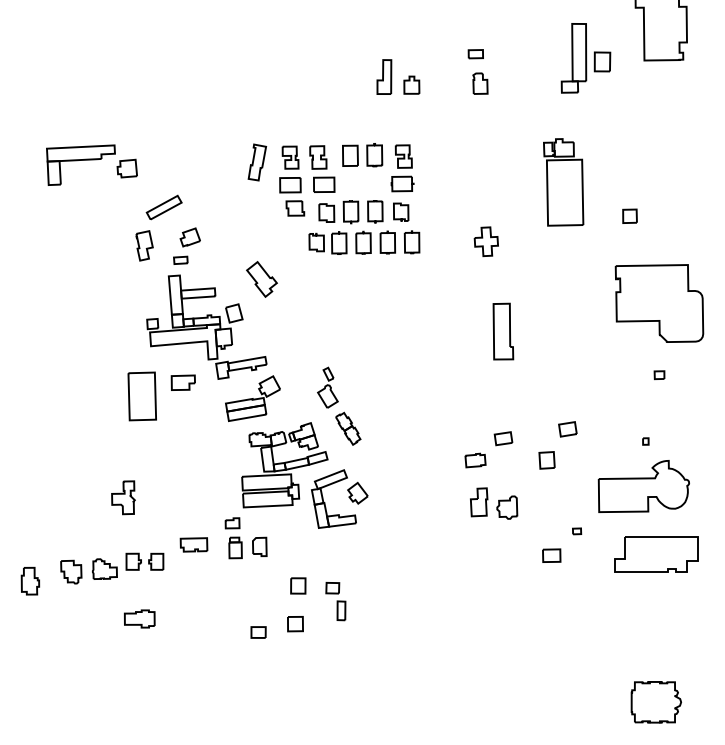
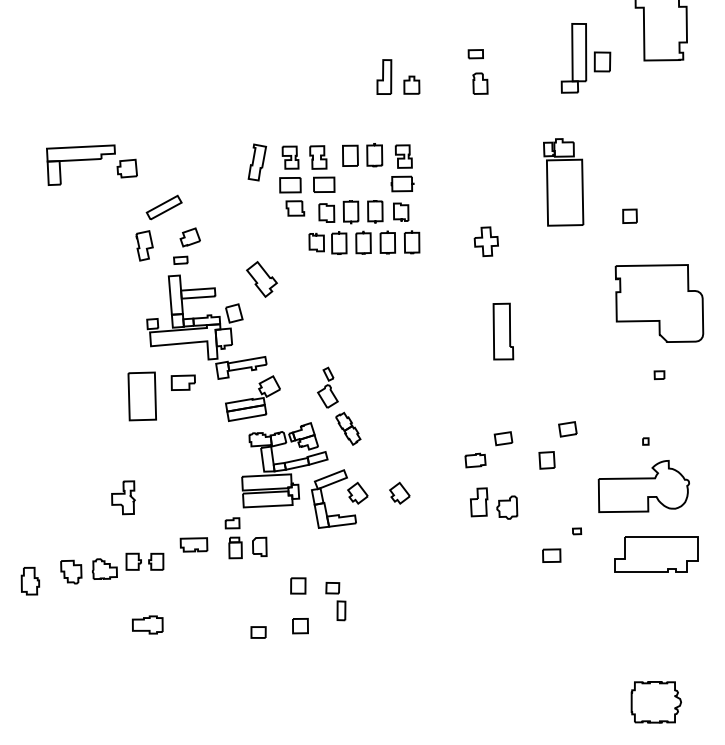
part: none -> present (399, 492)
part position: (139, 618) -> (147, 624) (147, 624)
part position: (295, 624) -> (300, 626) (300, 626)
